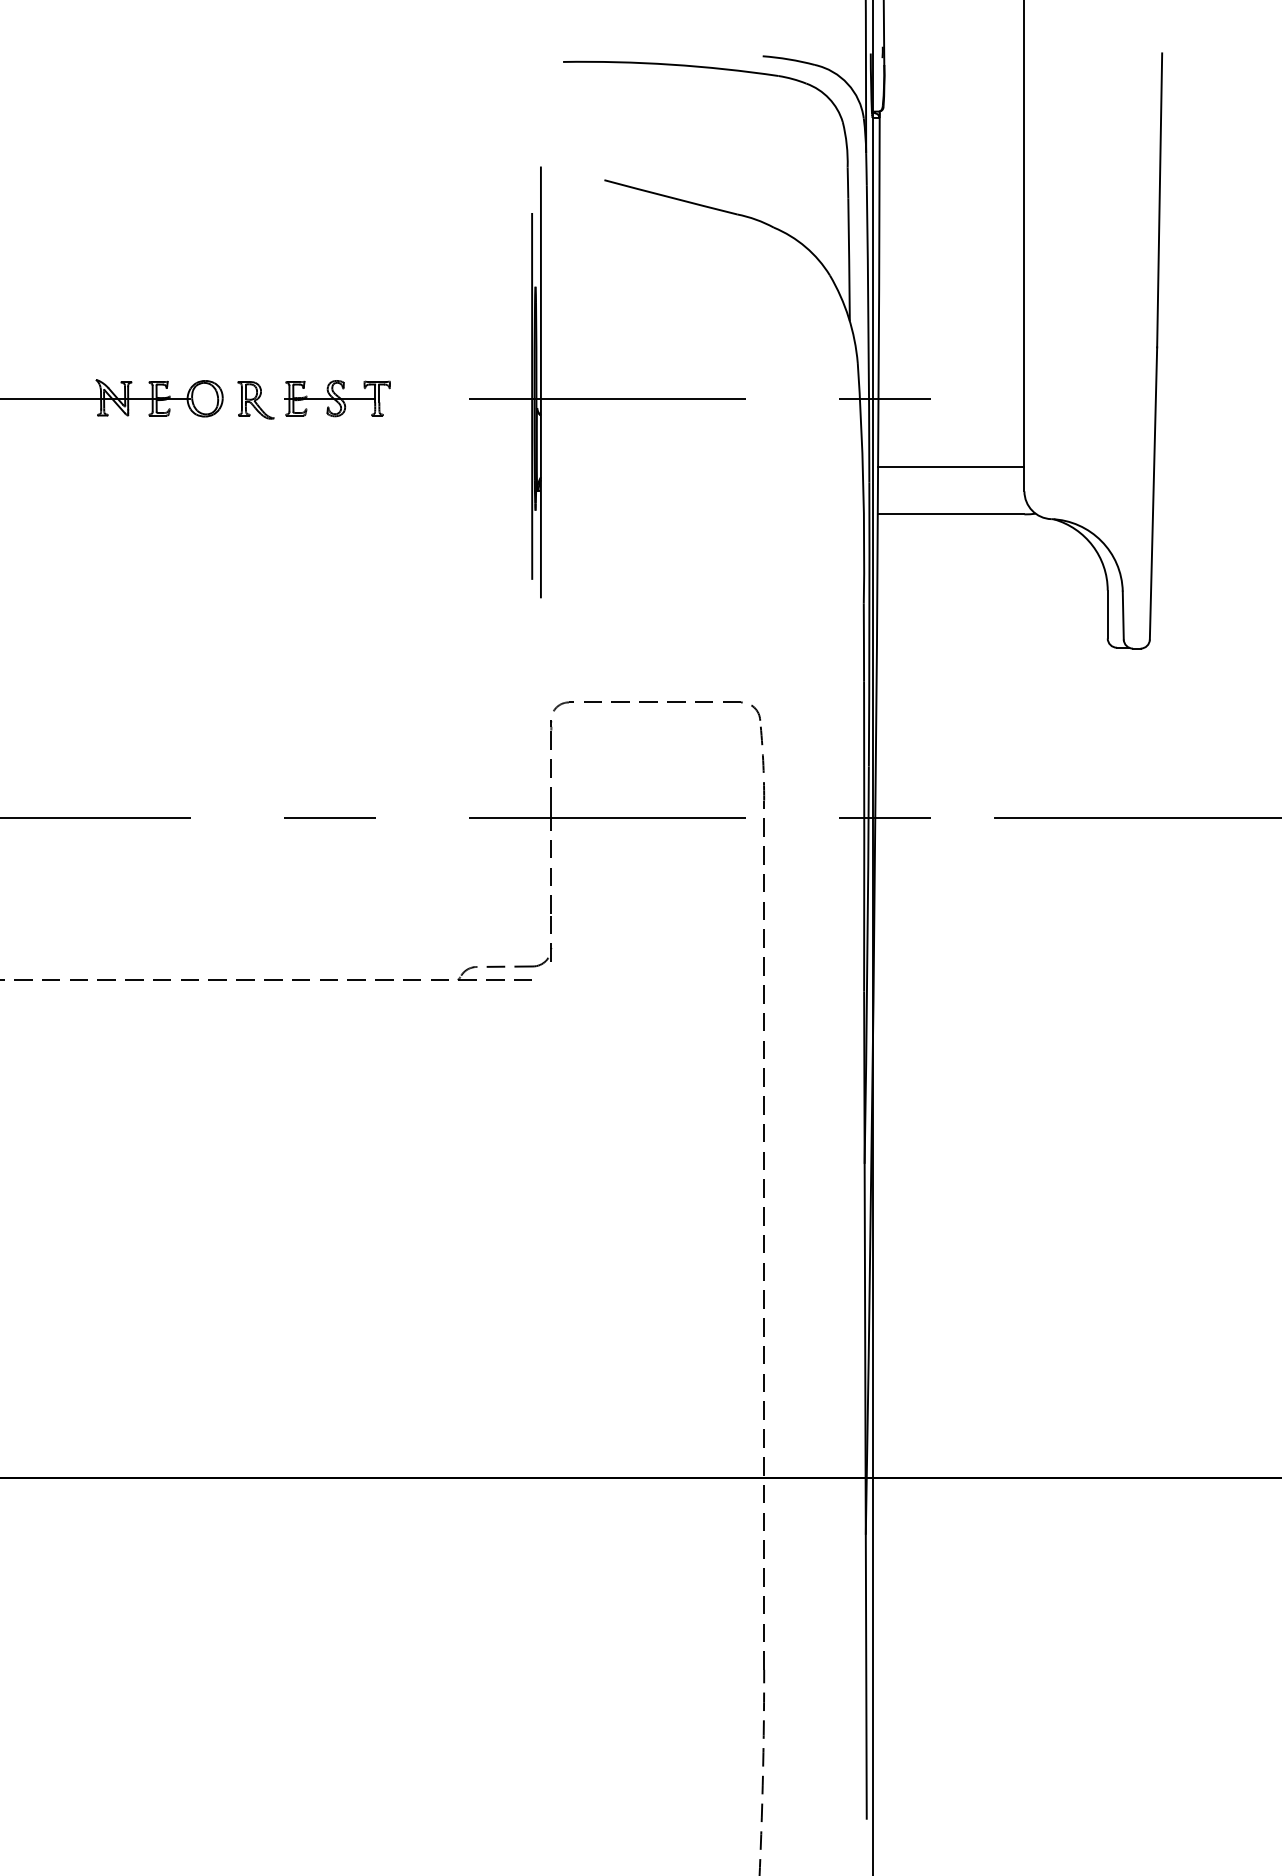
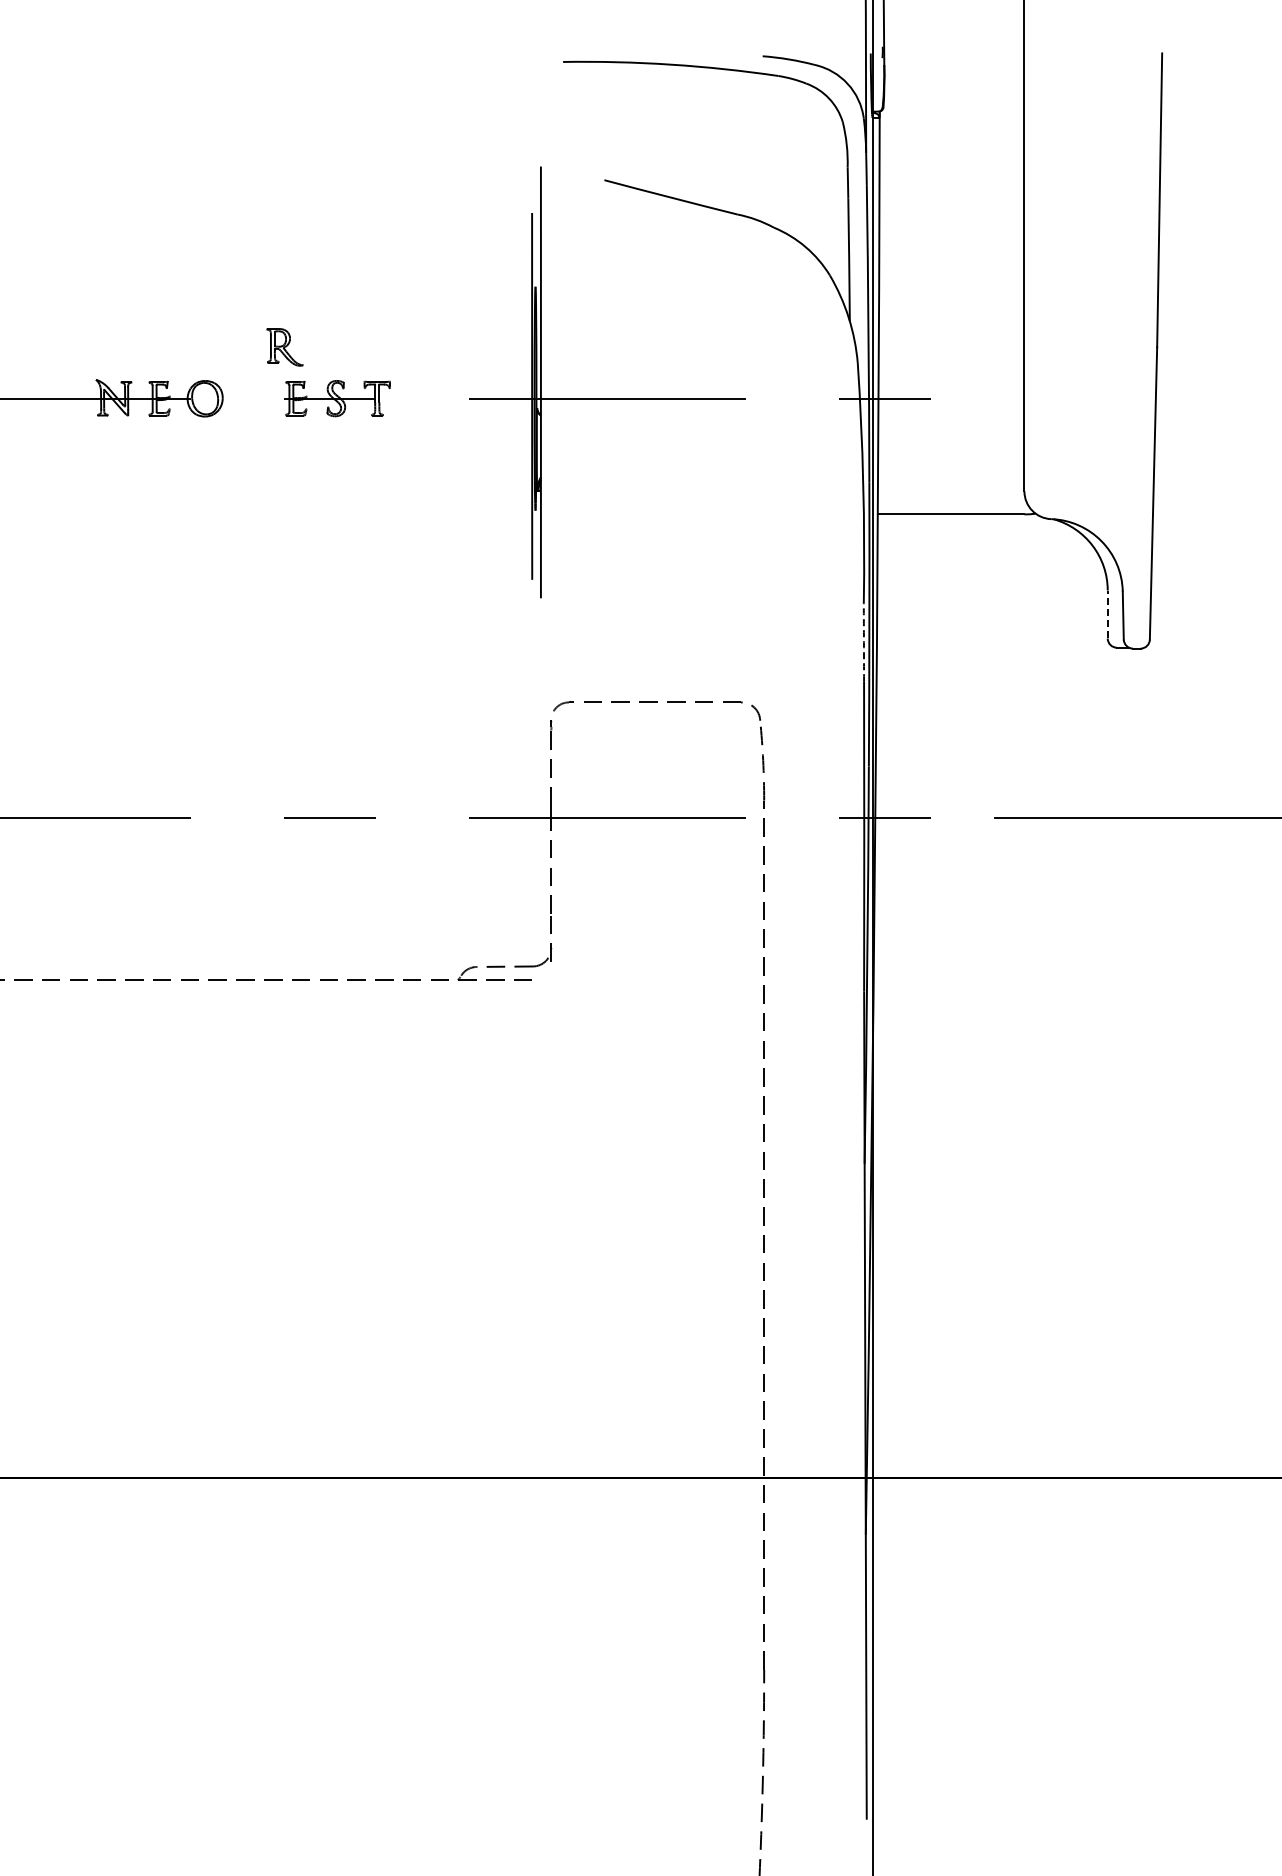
part position: (255, 400) -> (284, 347) (284, 347)
line: present -> none (951, 467)
line: solid -> dashed (1107, 614)
arc: solid -> dashed (863, 642)
